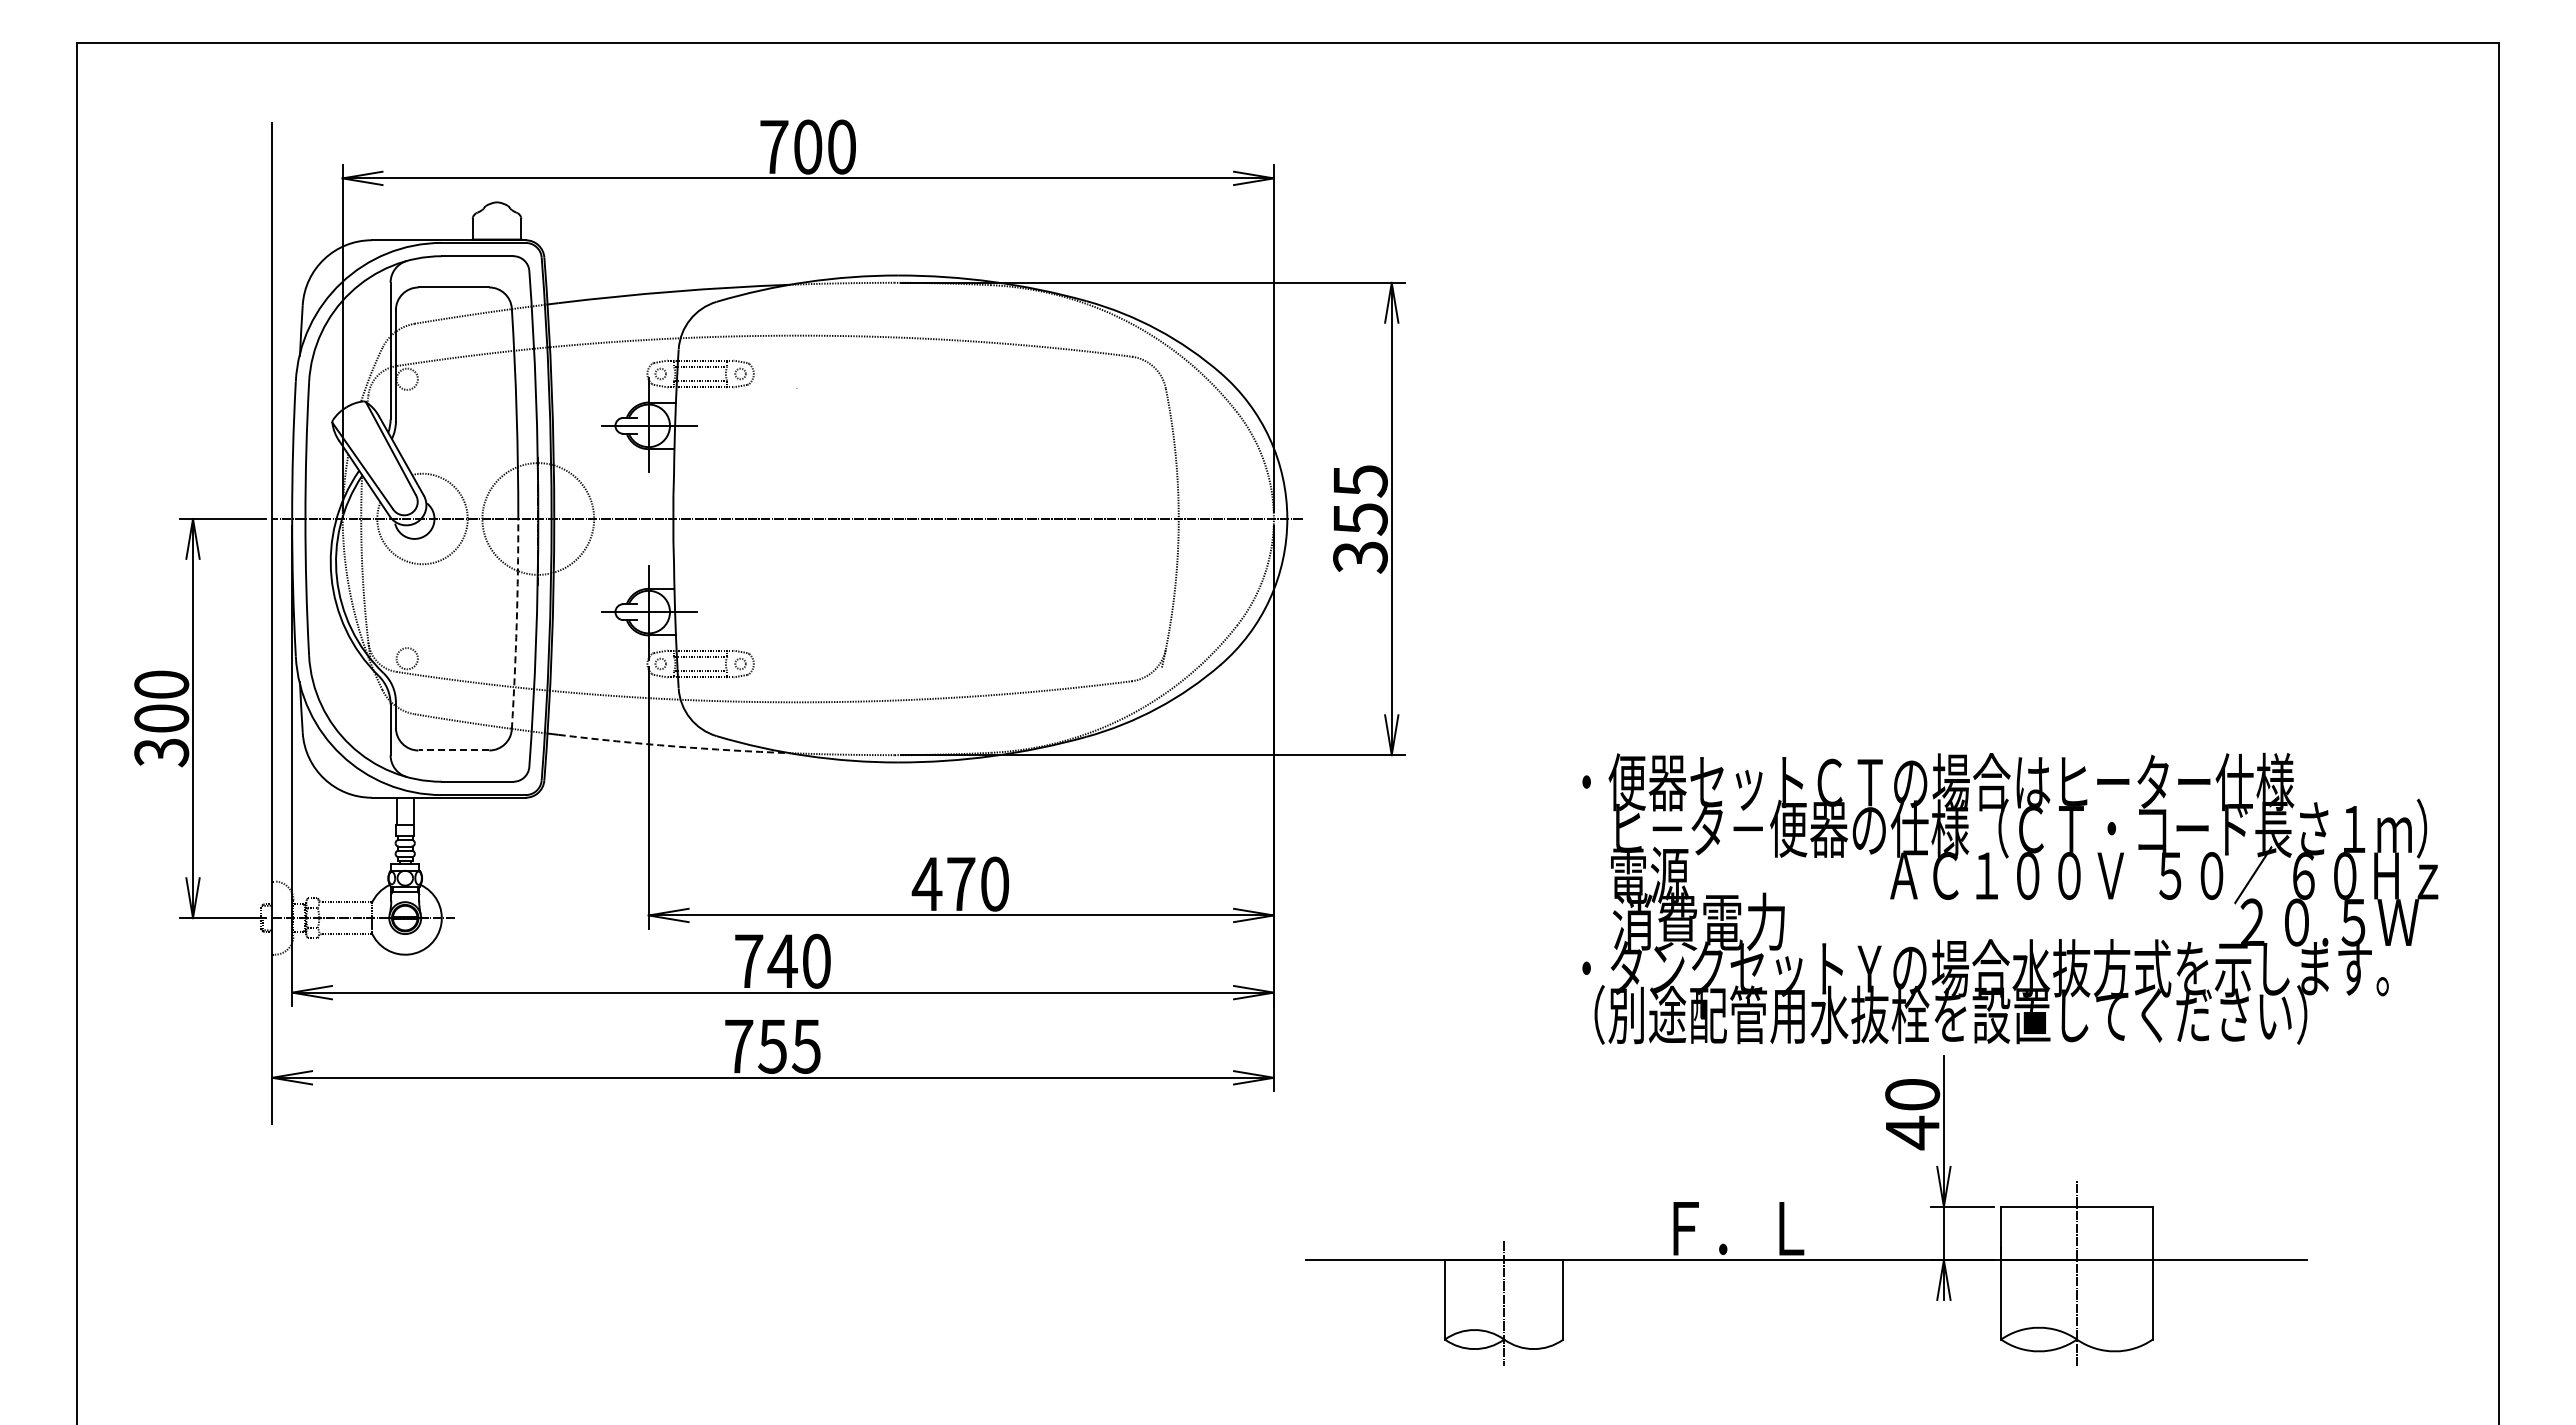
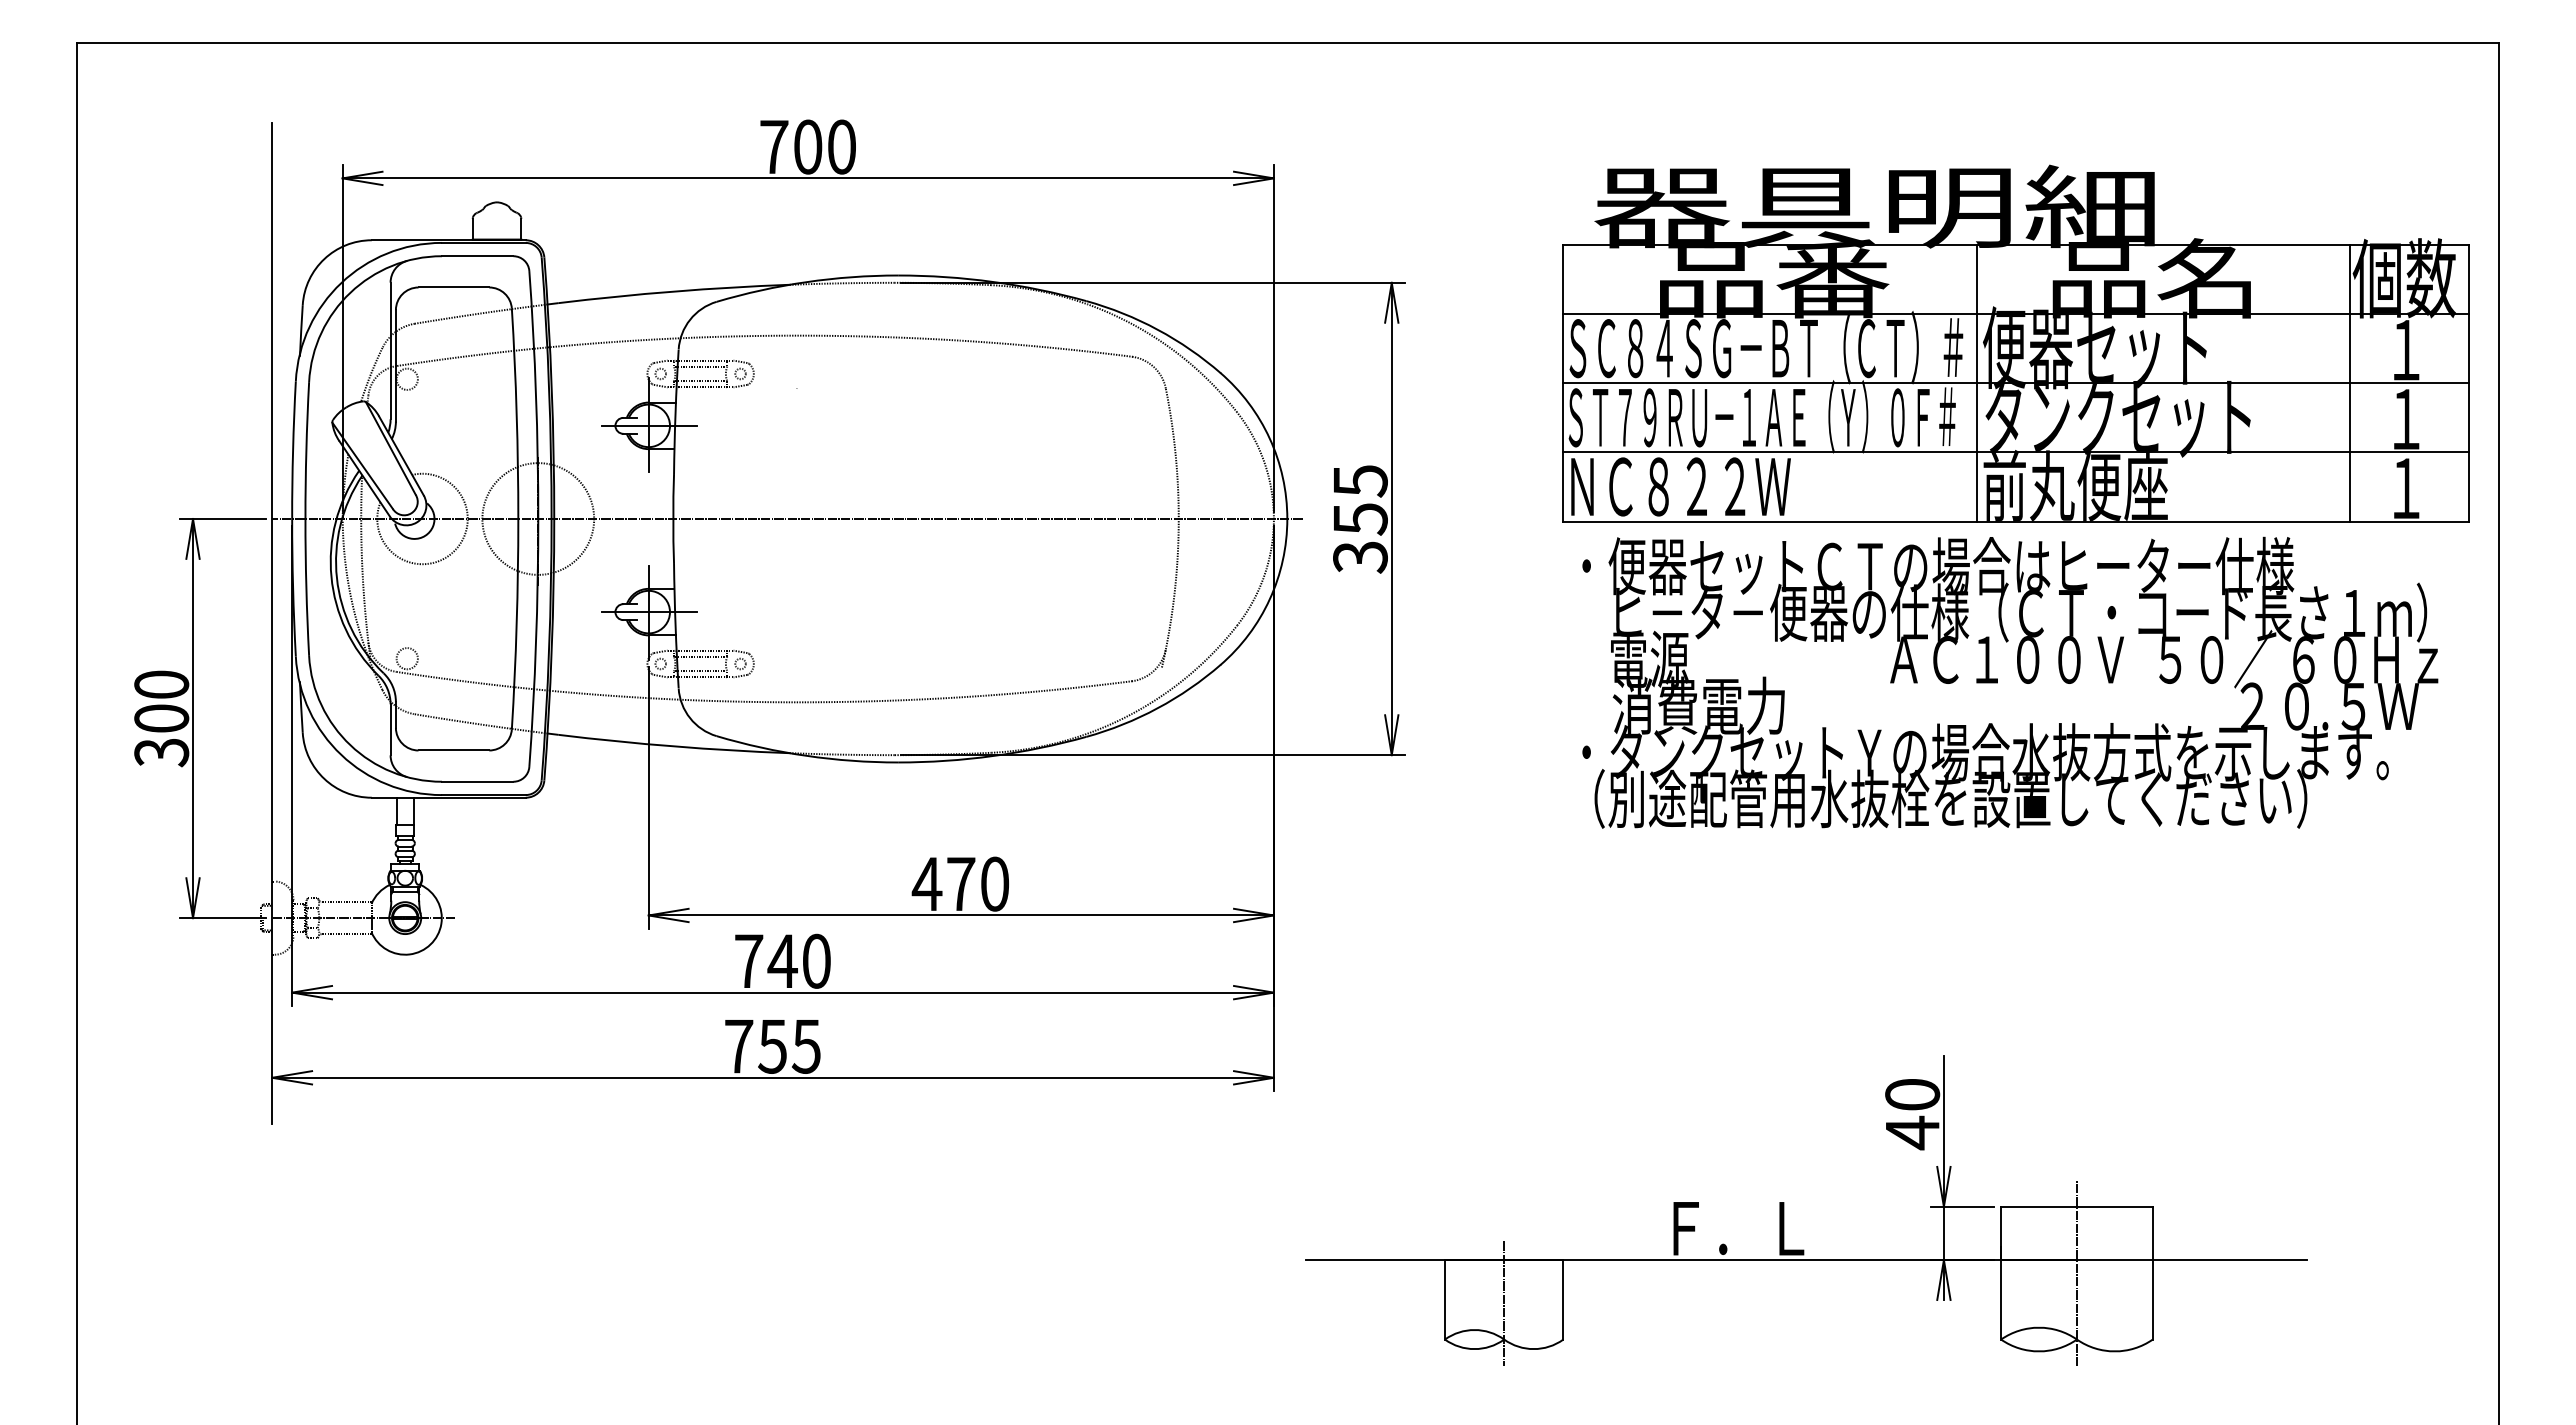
part: none -> present (2015, 343)
arc: dashed -> solid (516, 624)
arc: dashed -> solid (673, 746)
line: dashed -> solid (453, 750)
text position: (2010, 898) -> (2010, 682) (2010, 682)
